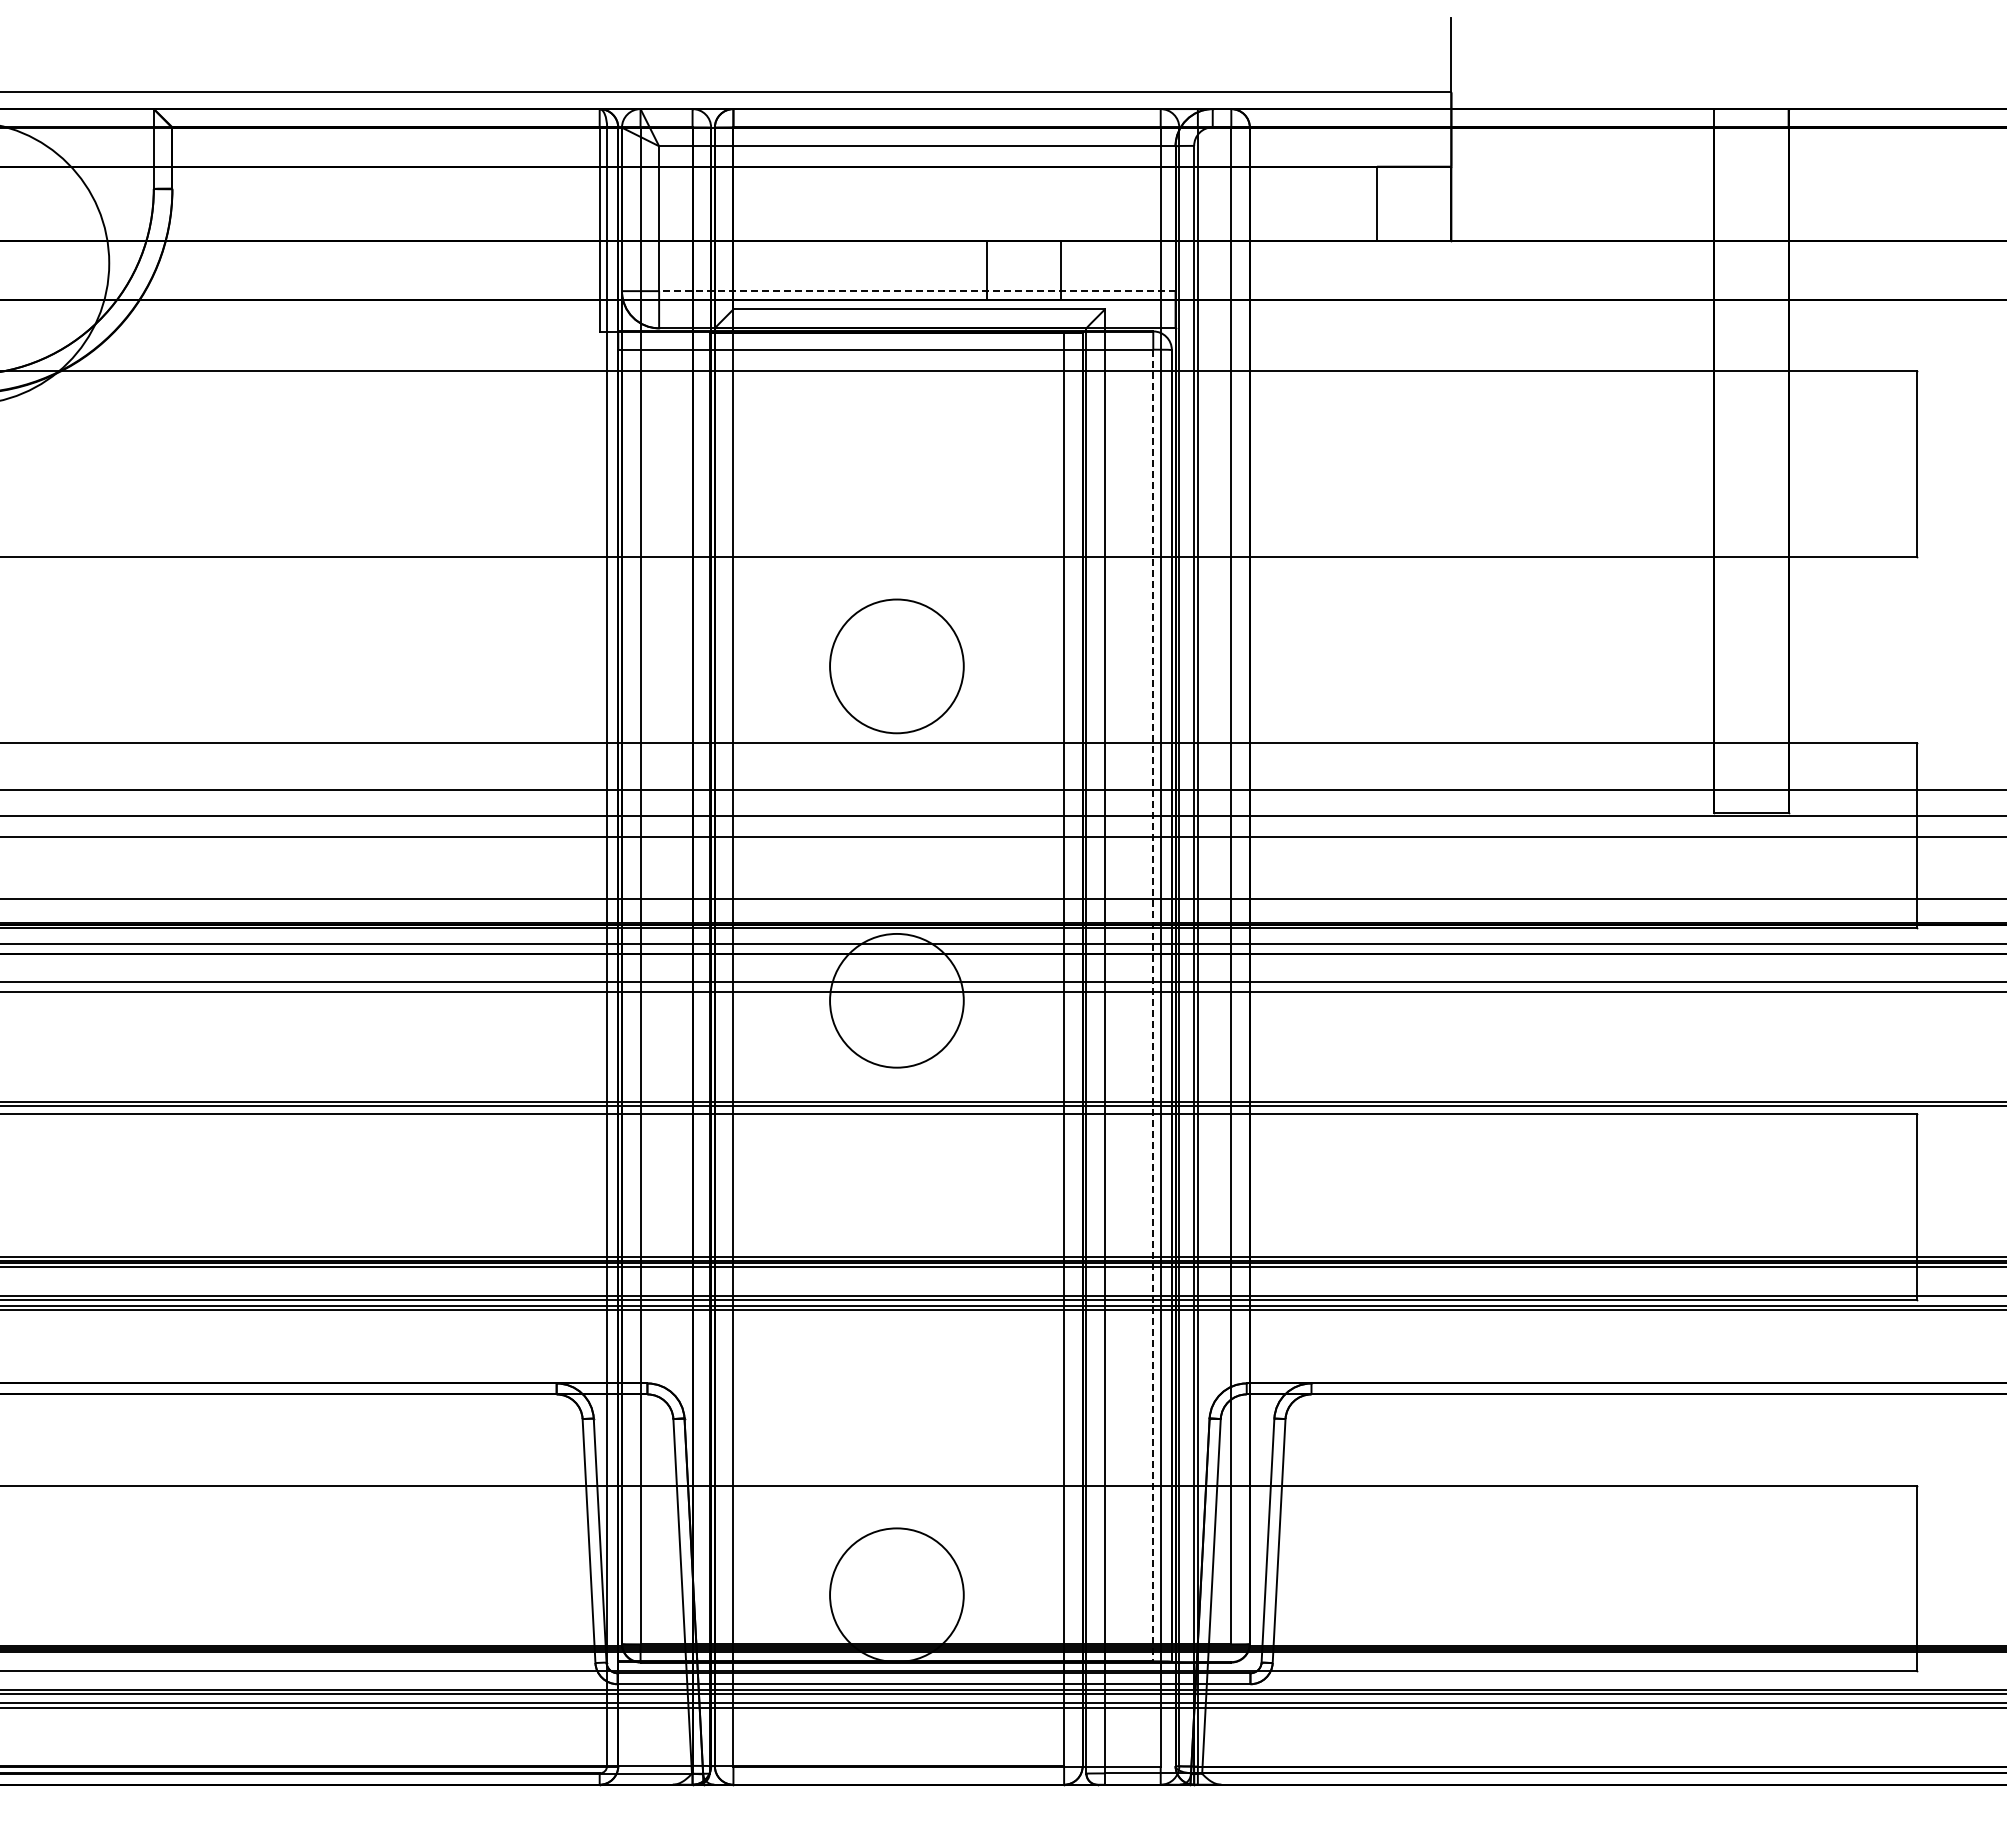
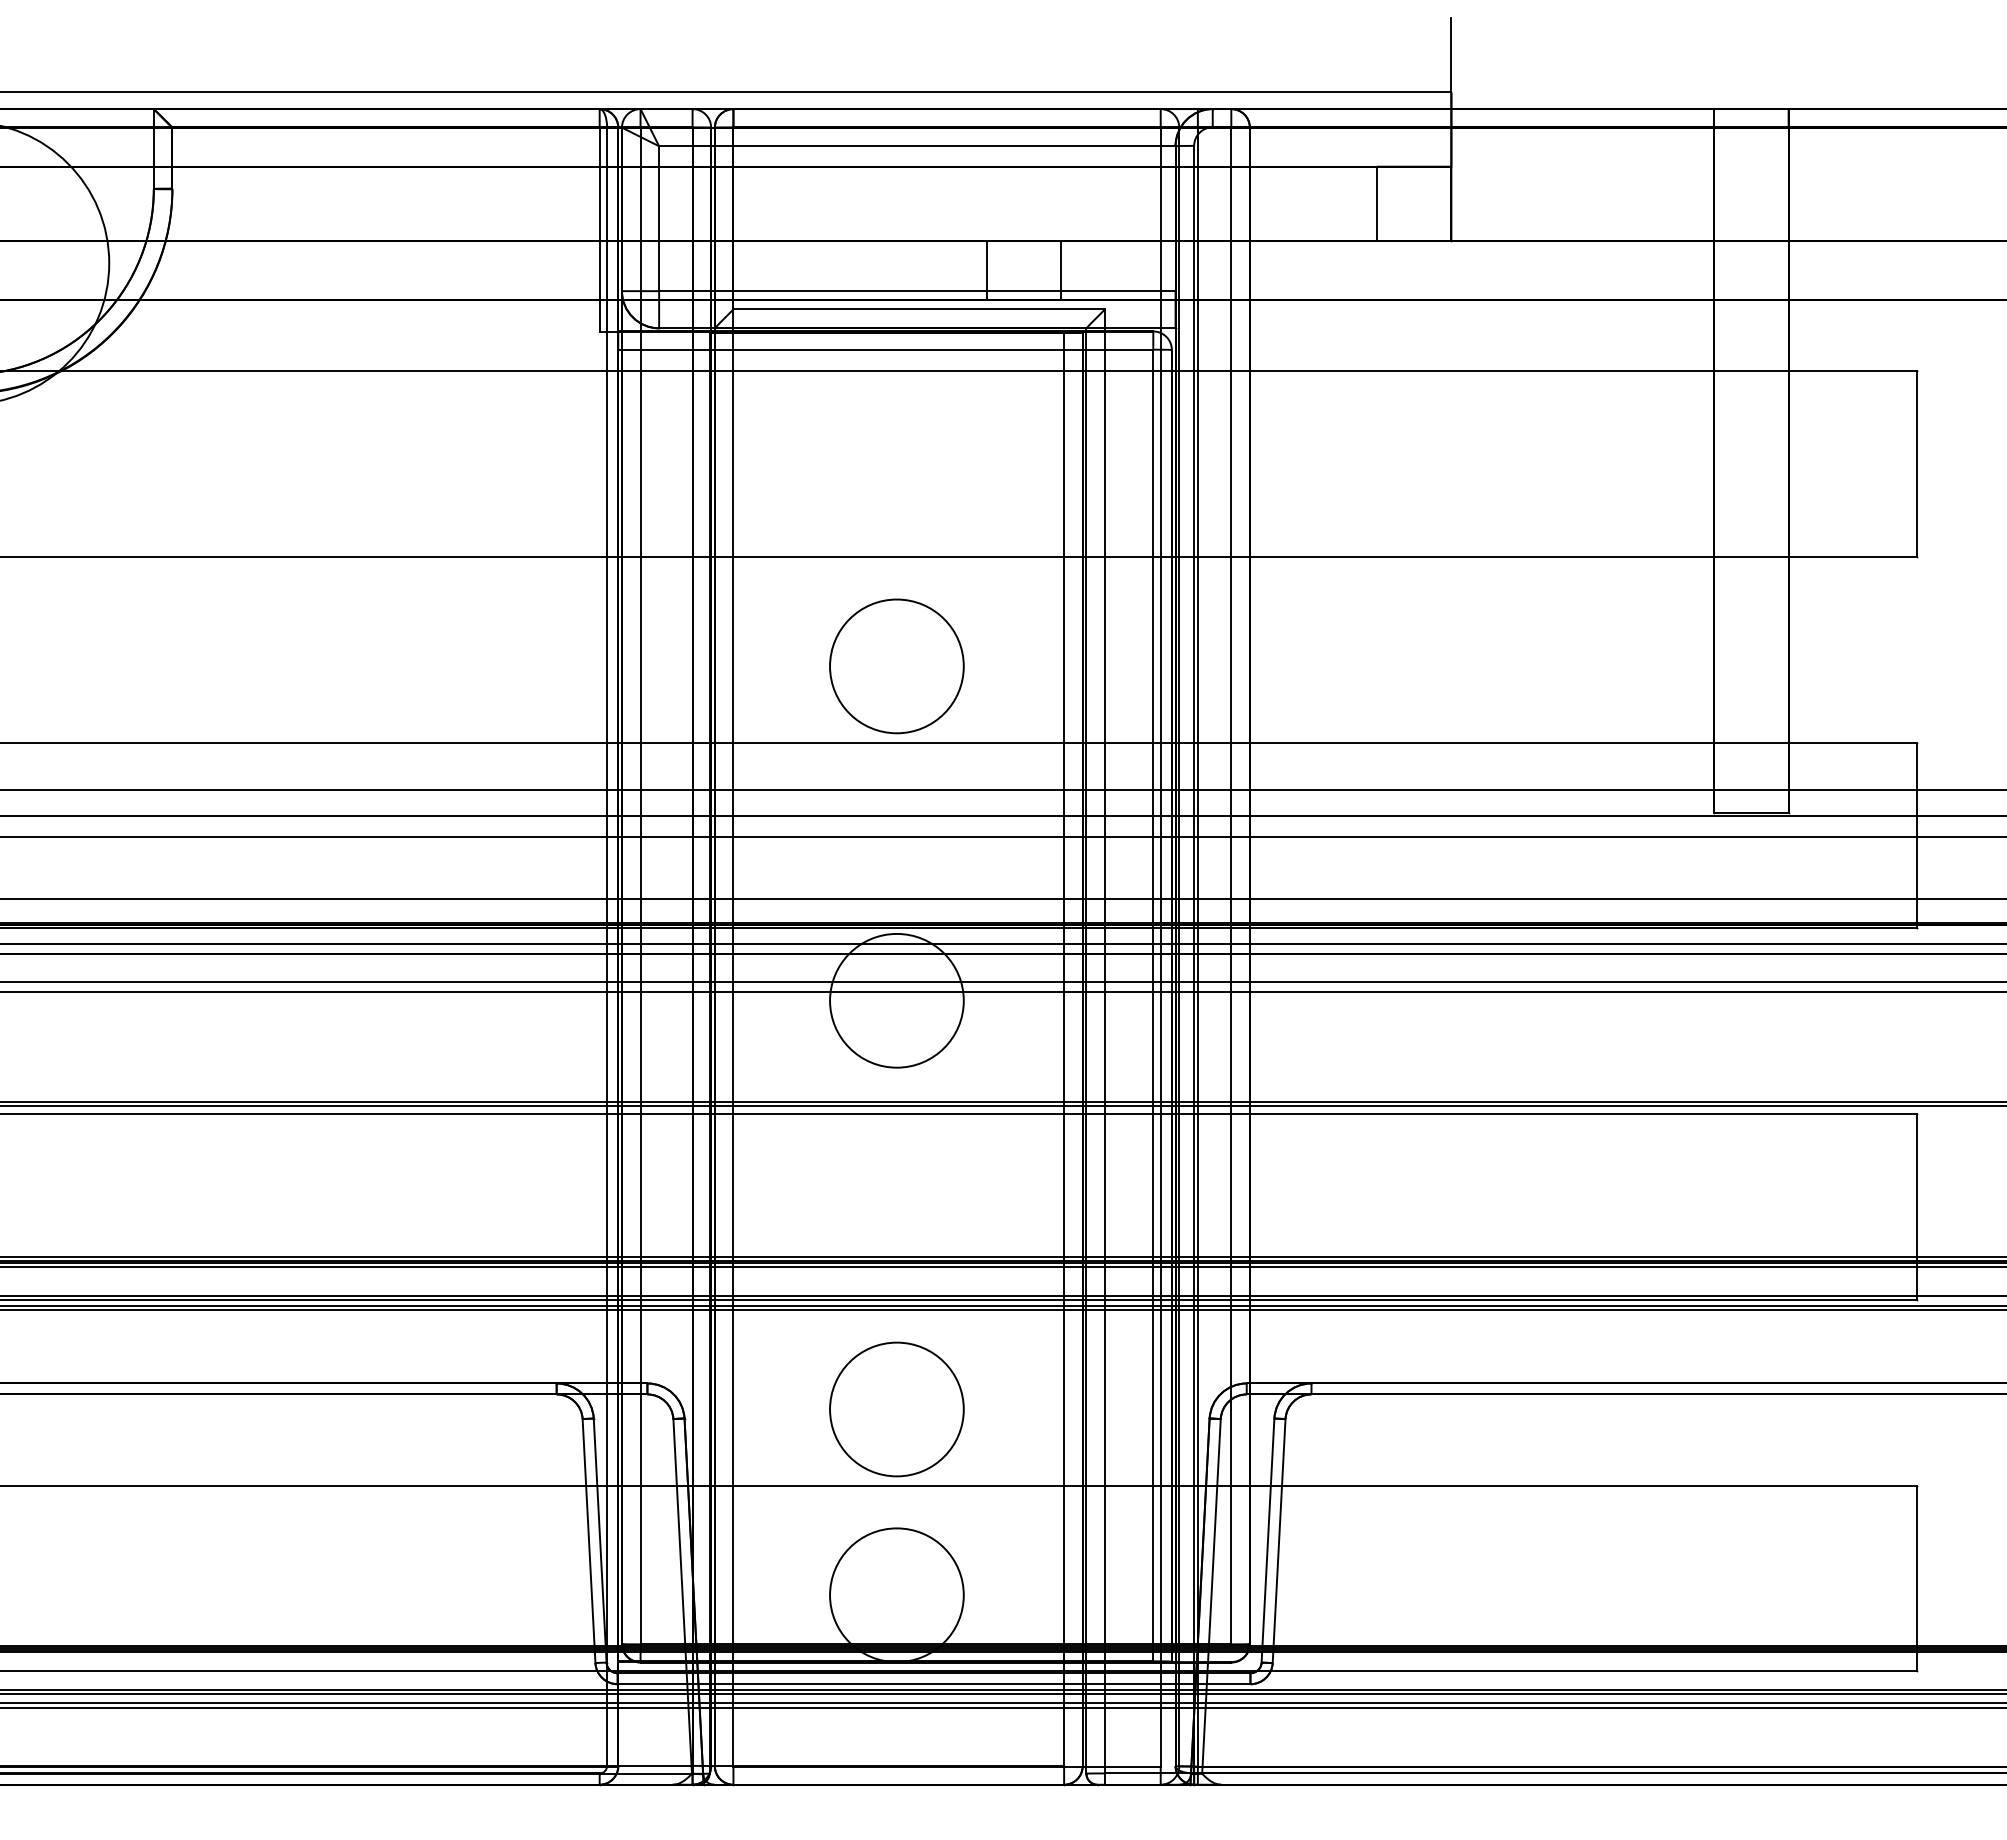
line: dashed -> solid (916, 291)
line: dashed -> solid (1153, 1005)
part: none -> present (896, 1409)
